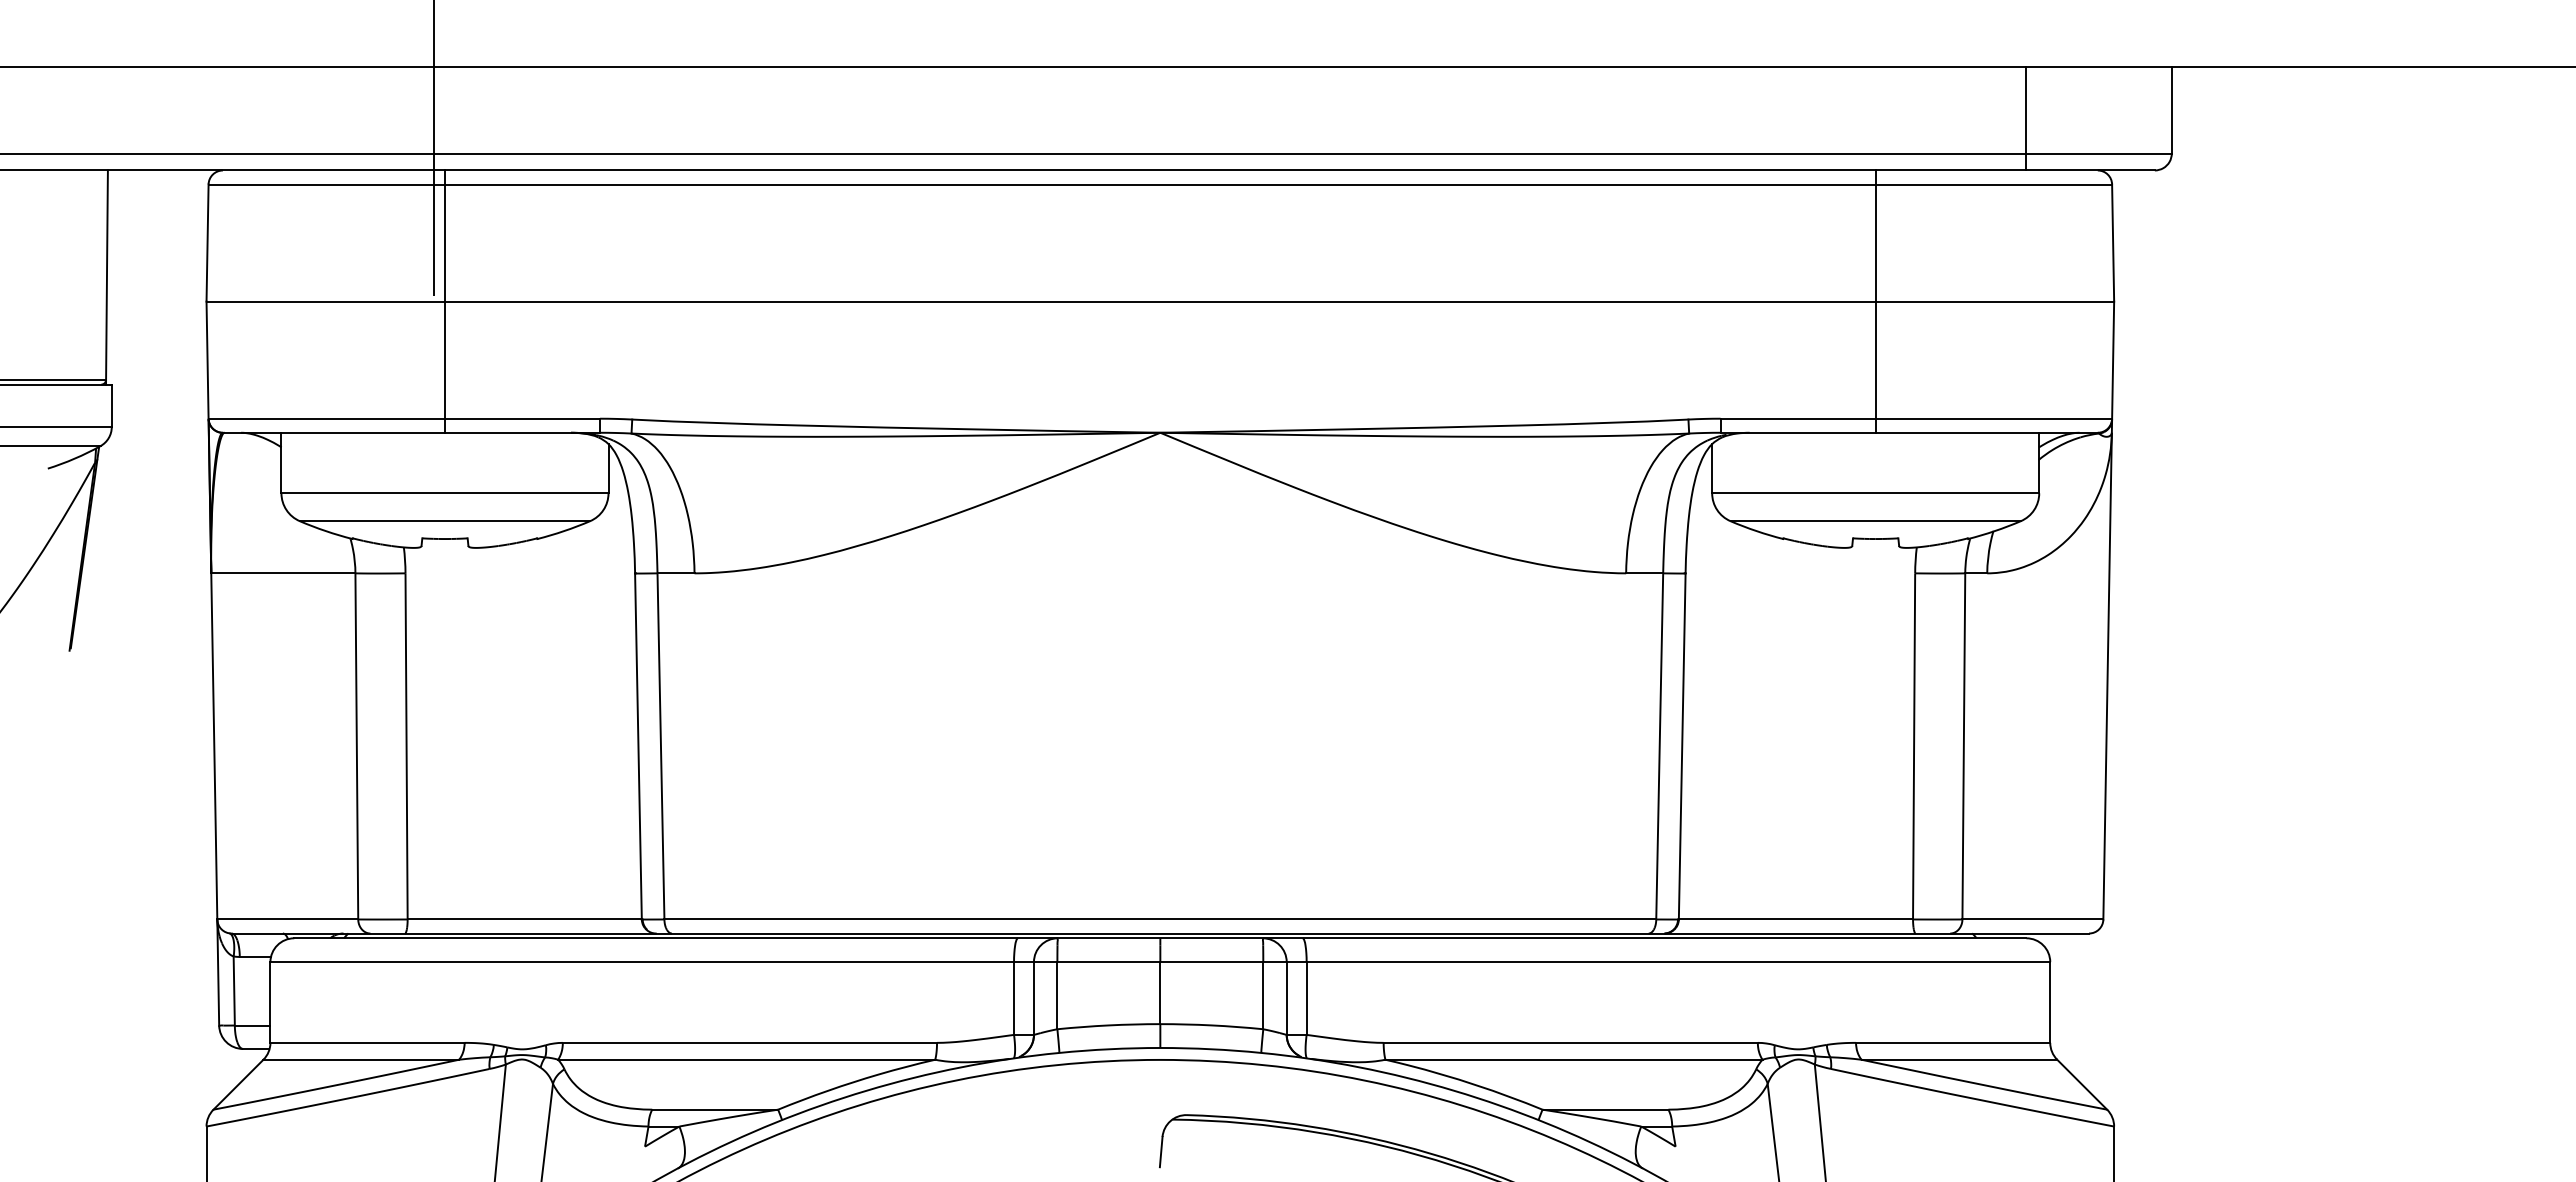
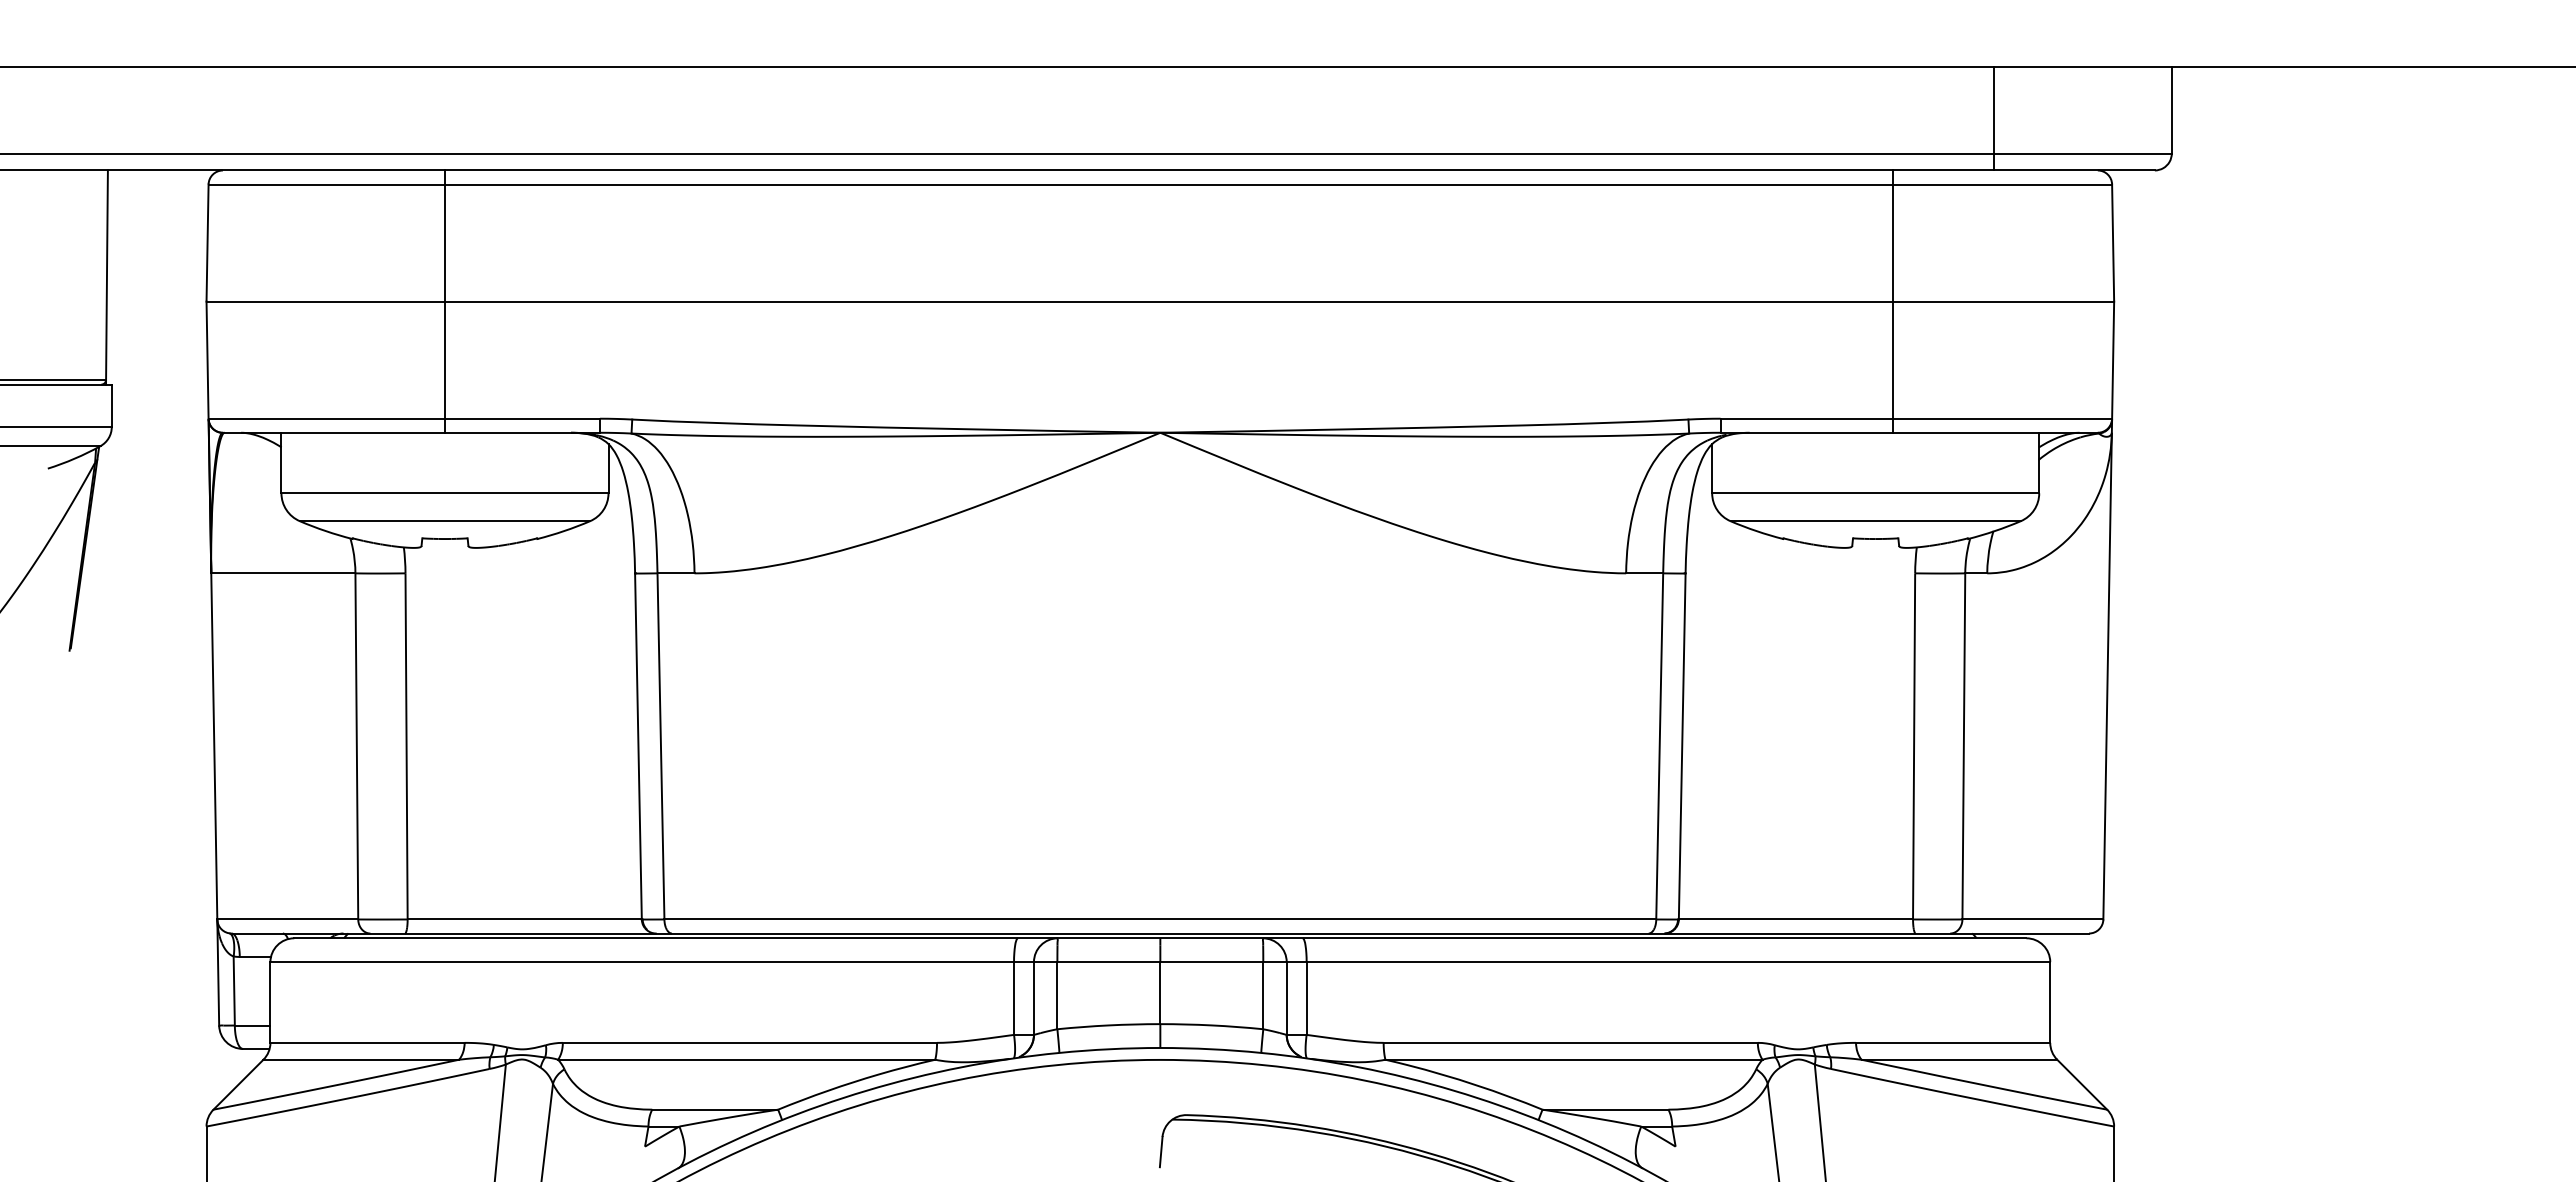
line position: (2026, 118) -> (1994, 118) (1994, 118)
line: present -> none (433, 149)
line position: (1875, 301) -> (1892, 301) (1892, 301)
